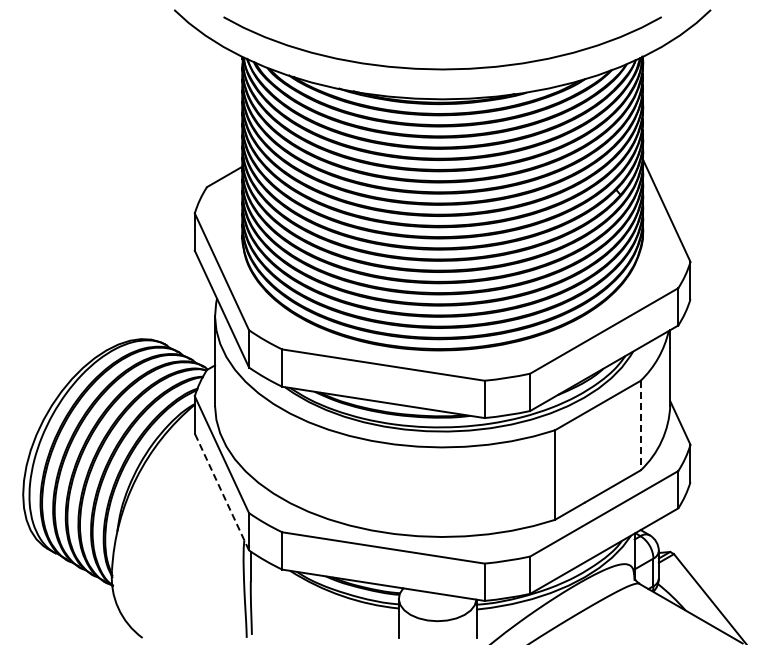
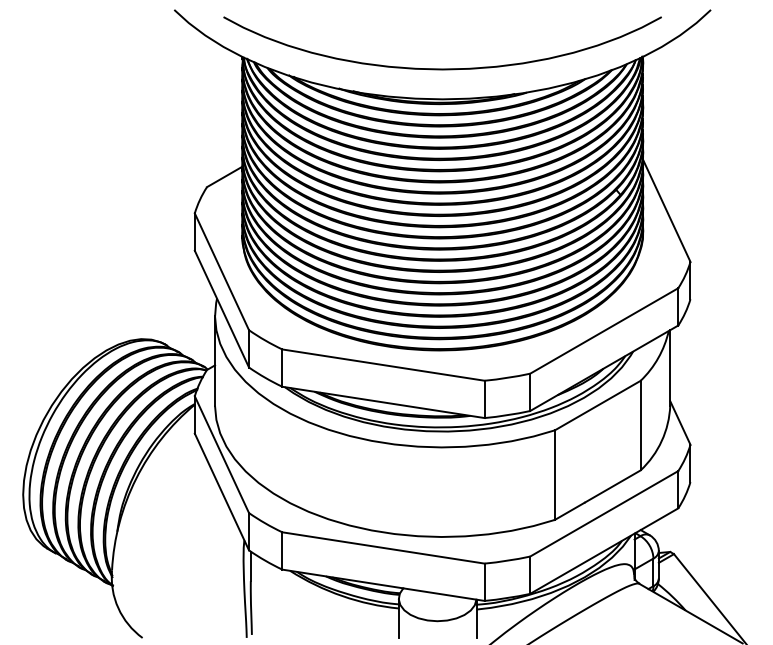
line: dashed -> solid (640, 425)
line: dashed -> solid (221, 491)
